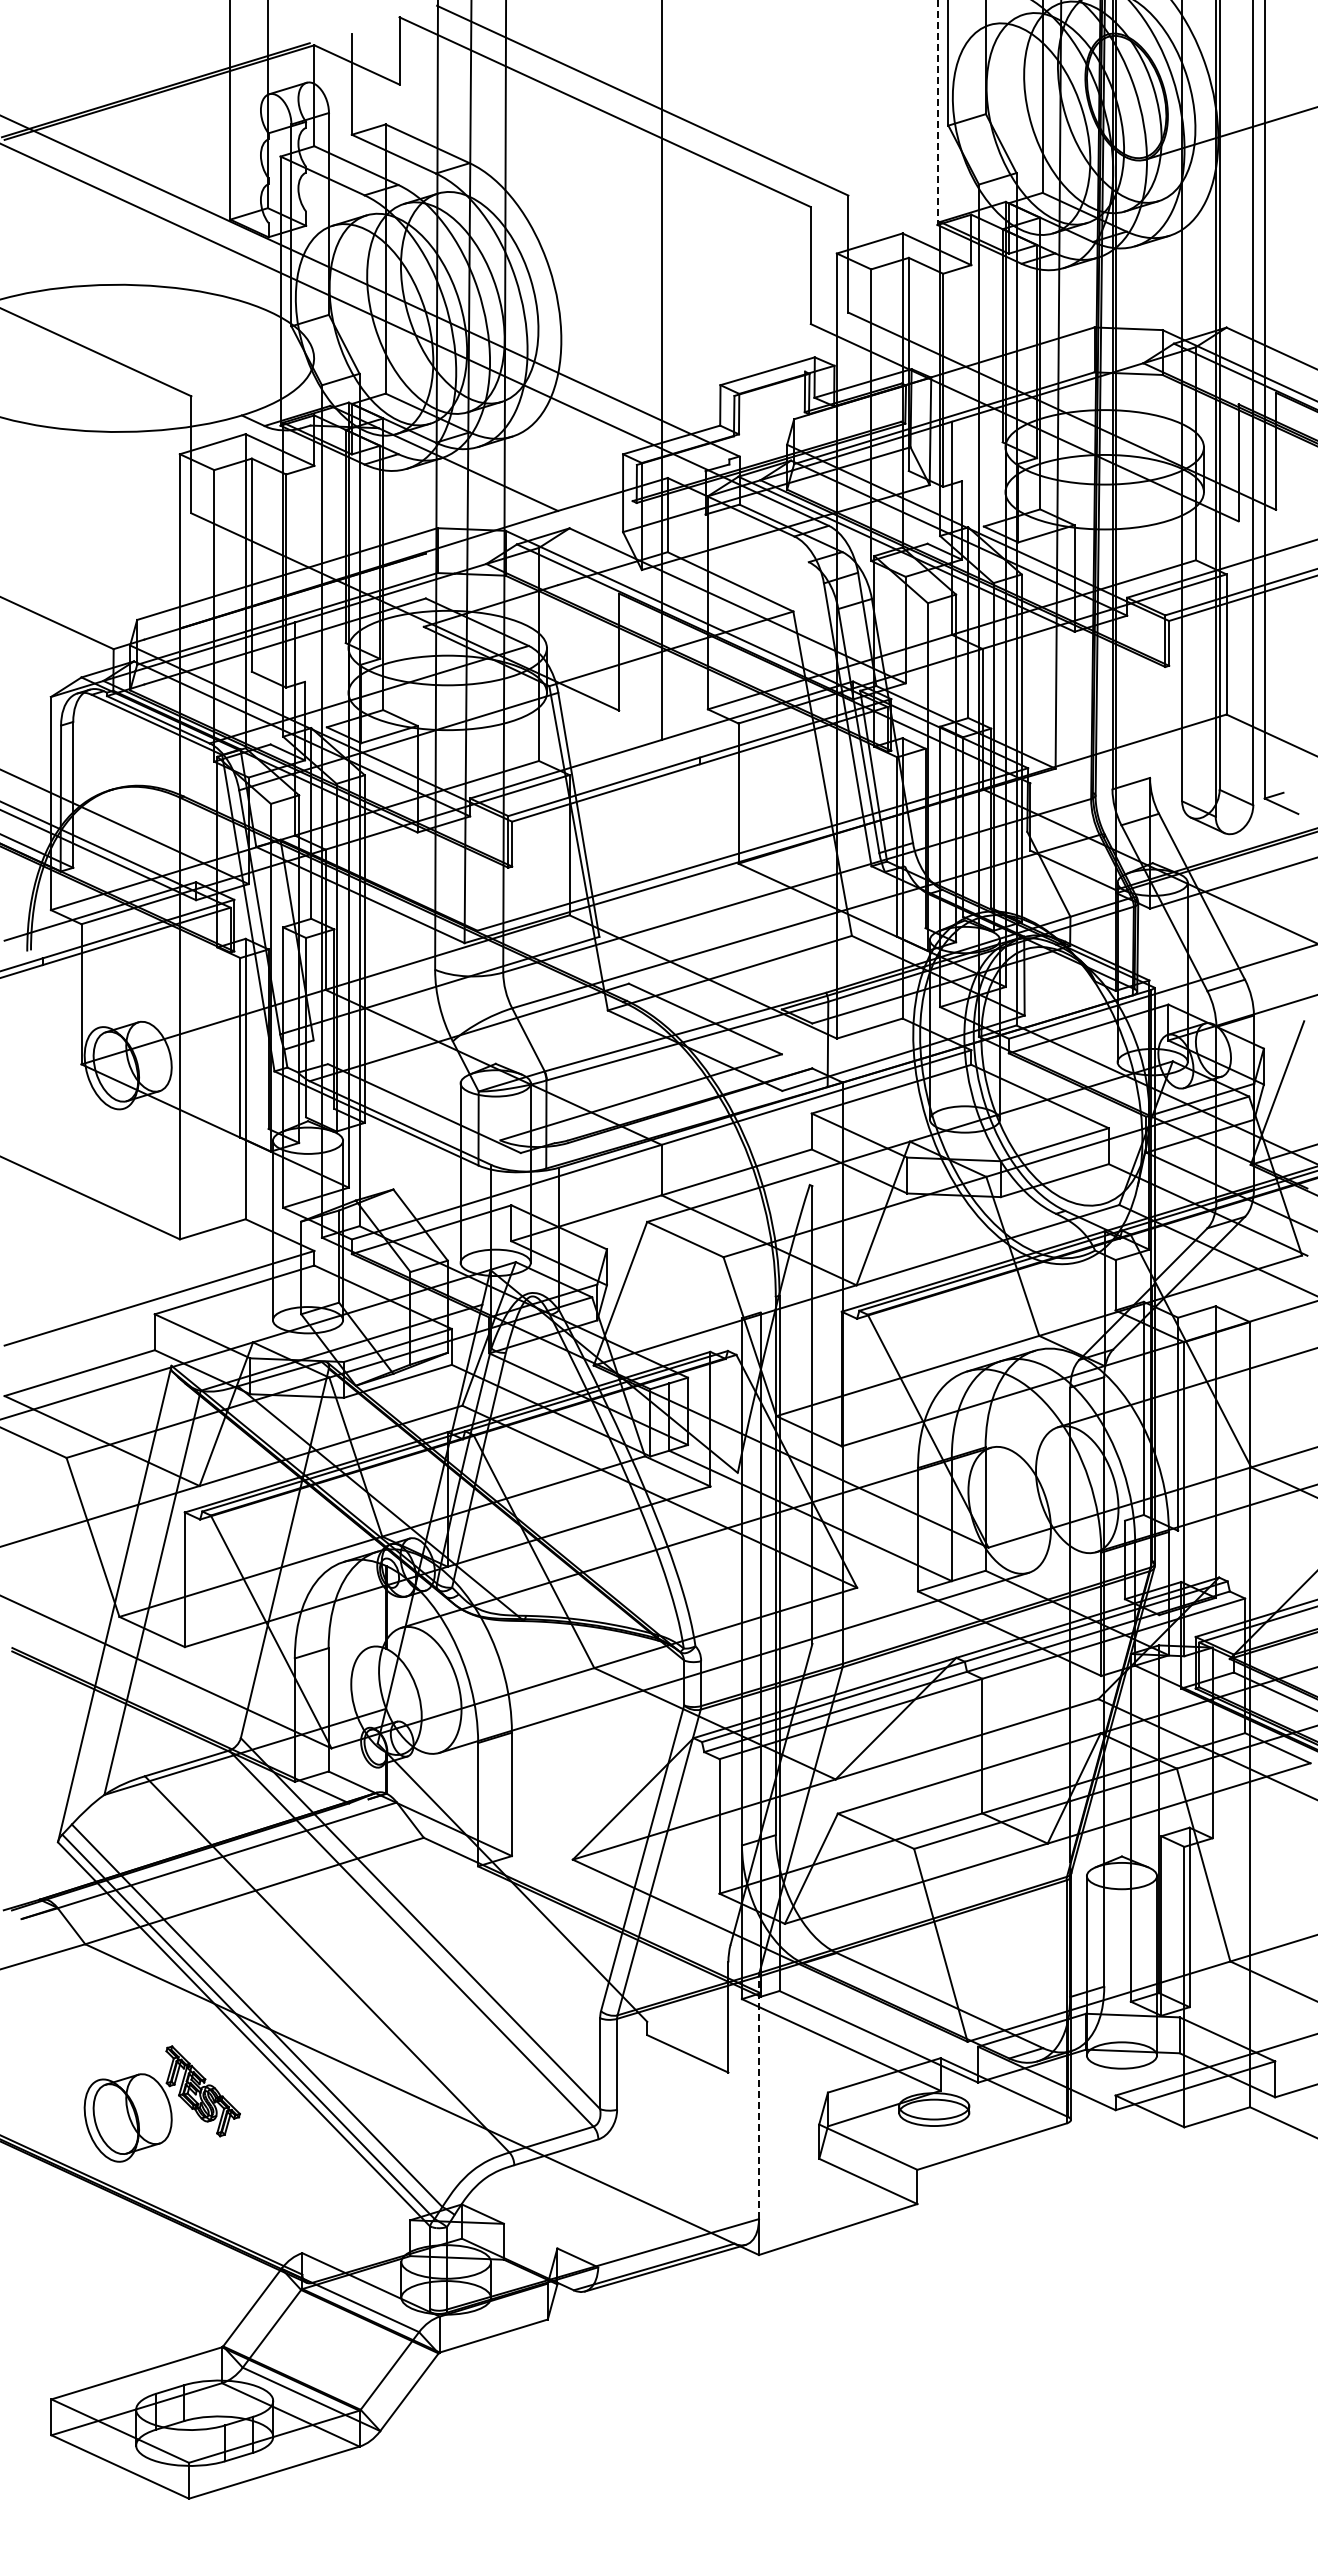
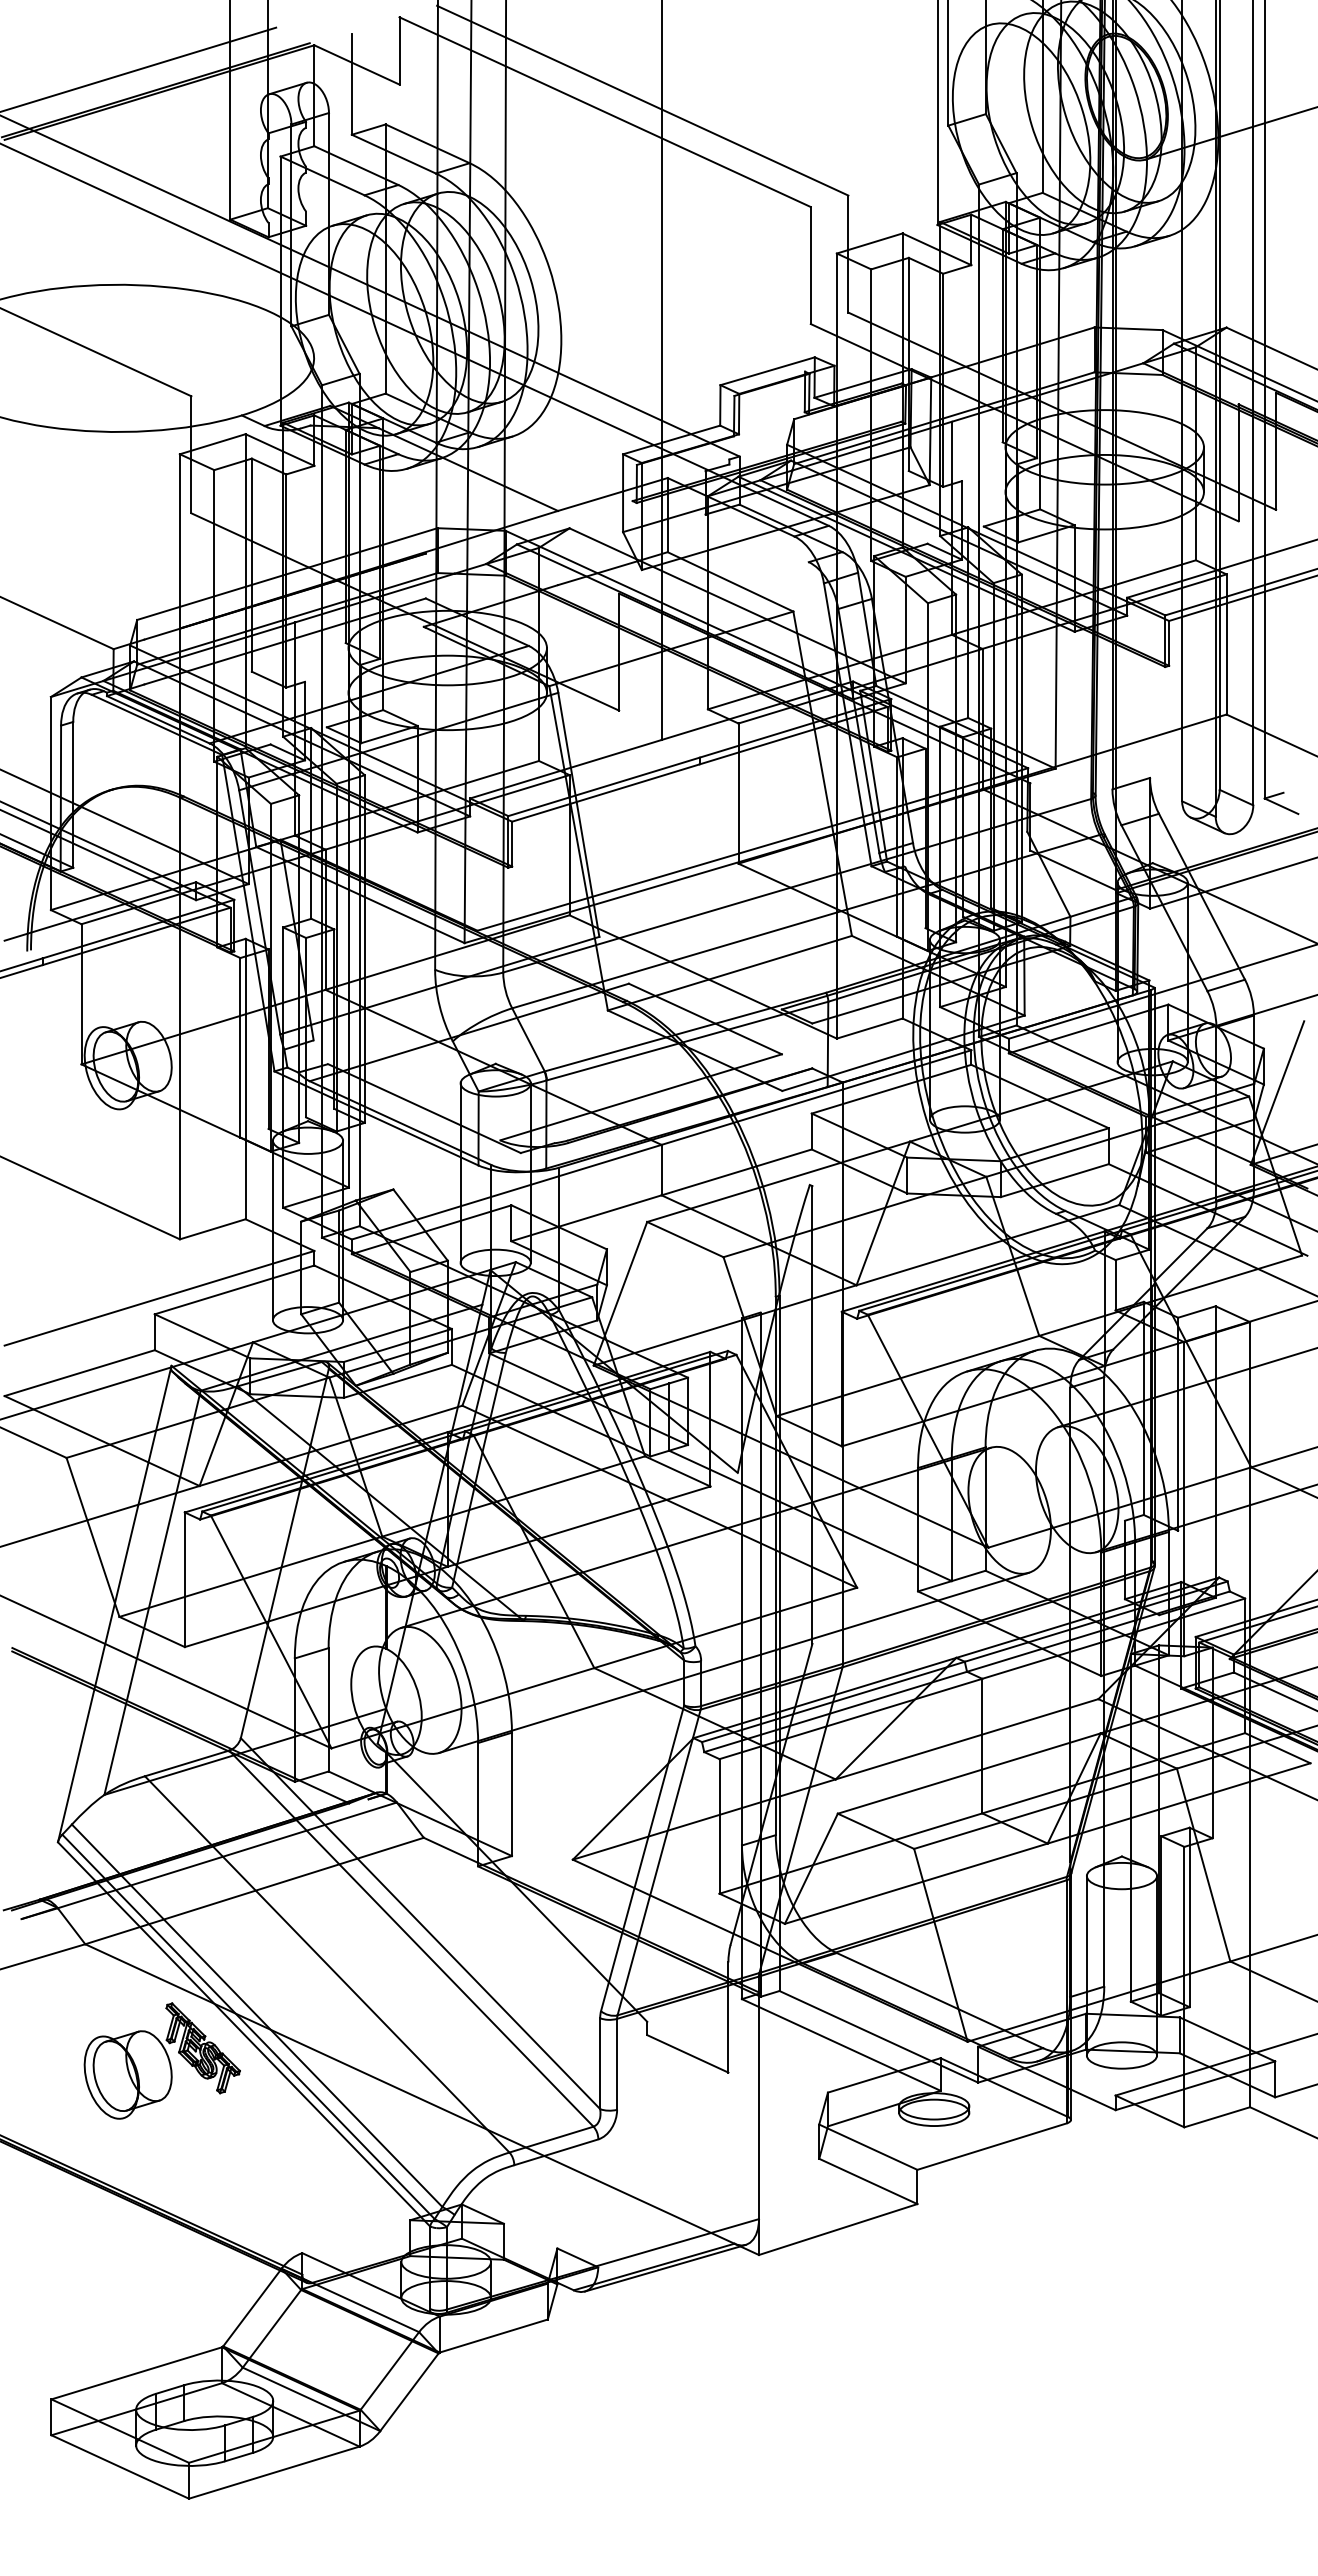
line: none -> present (139, 69)
line: dashed -> solid (937, 113)
line: dashed -> solid (758, 2097)
part position: (161, 2103) -> (161, 2060) (161, 2060)
